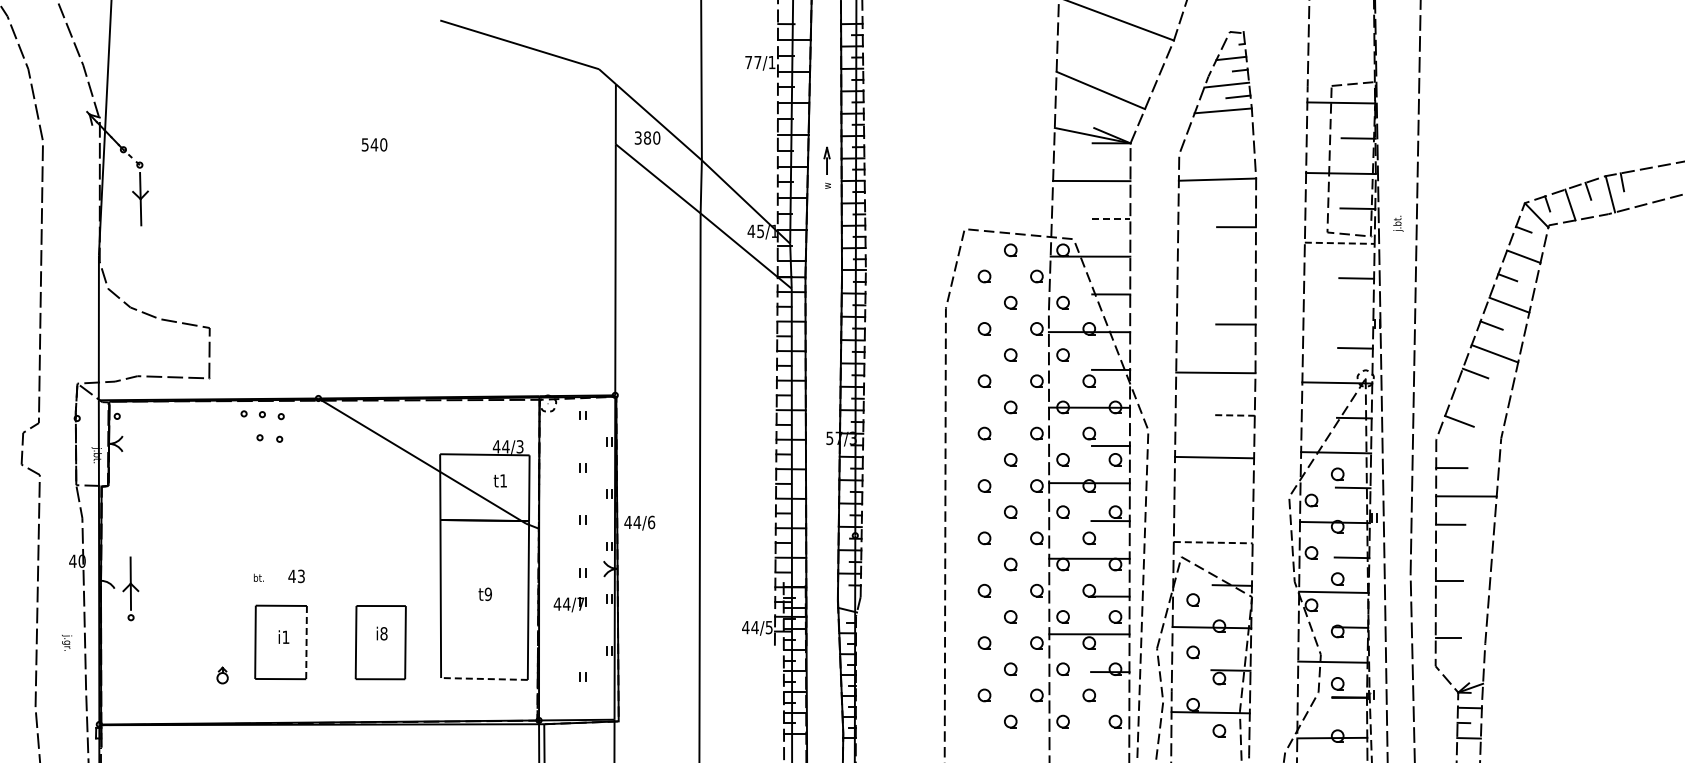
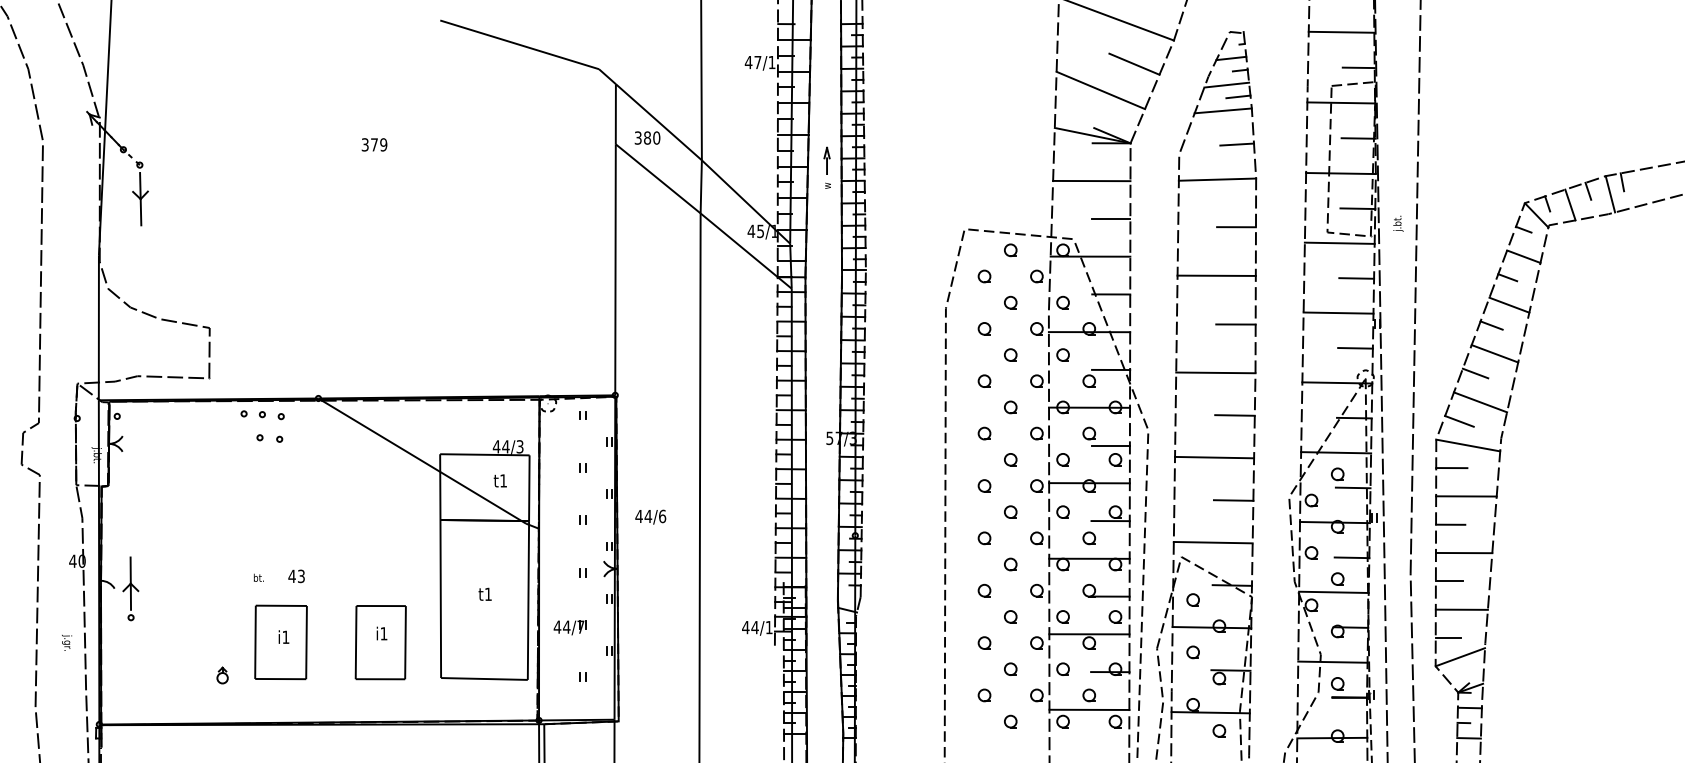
line: none -> present (1341, 31)
text: 77/1 -> 47/1 (748, 62)
line: none -> present (1134, 63)
line: none -> present (1358, 67)
text: 540 -> 379 (374, 144)
line: none -> present (1237, 144)
line: dashed -> solid (1111, 218)
line: dashed -> solid (1339, 243)
line: none -> present (1216, 275)
line: none -> present (1338, 312)
line: none -> present (1480, 402)
line: dashed -> solid (1234, 415)
line: none -> present (1468, 445)
line: none -> present (1233, 500)
text position: (639, 522) -> (650, 516) (650, 516)
line: dashed -> solid (1213, 542)
line: none -> present (1463, 552)
text: t9 -> t1 (487, 594)
part position: (569, 604) -> (569, 627) (569, 627)
line: none -> present (1461, 609)
text: 44/5 -> 44/1 (768, 627)
text: i8 -> i1 (383, 633)
line: dashed -> solid (306, 642)
line: none -> present (1459, 657)
line: dashed -> solid (483, 678)
line: none -> present (1089, 709)
